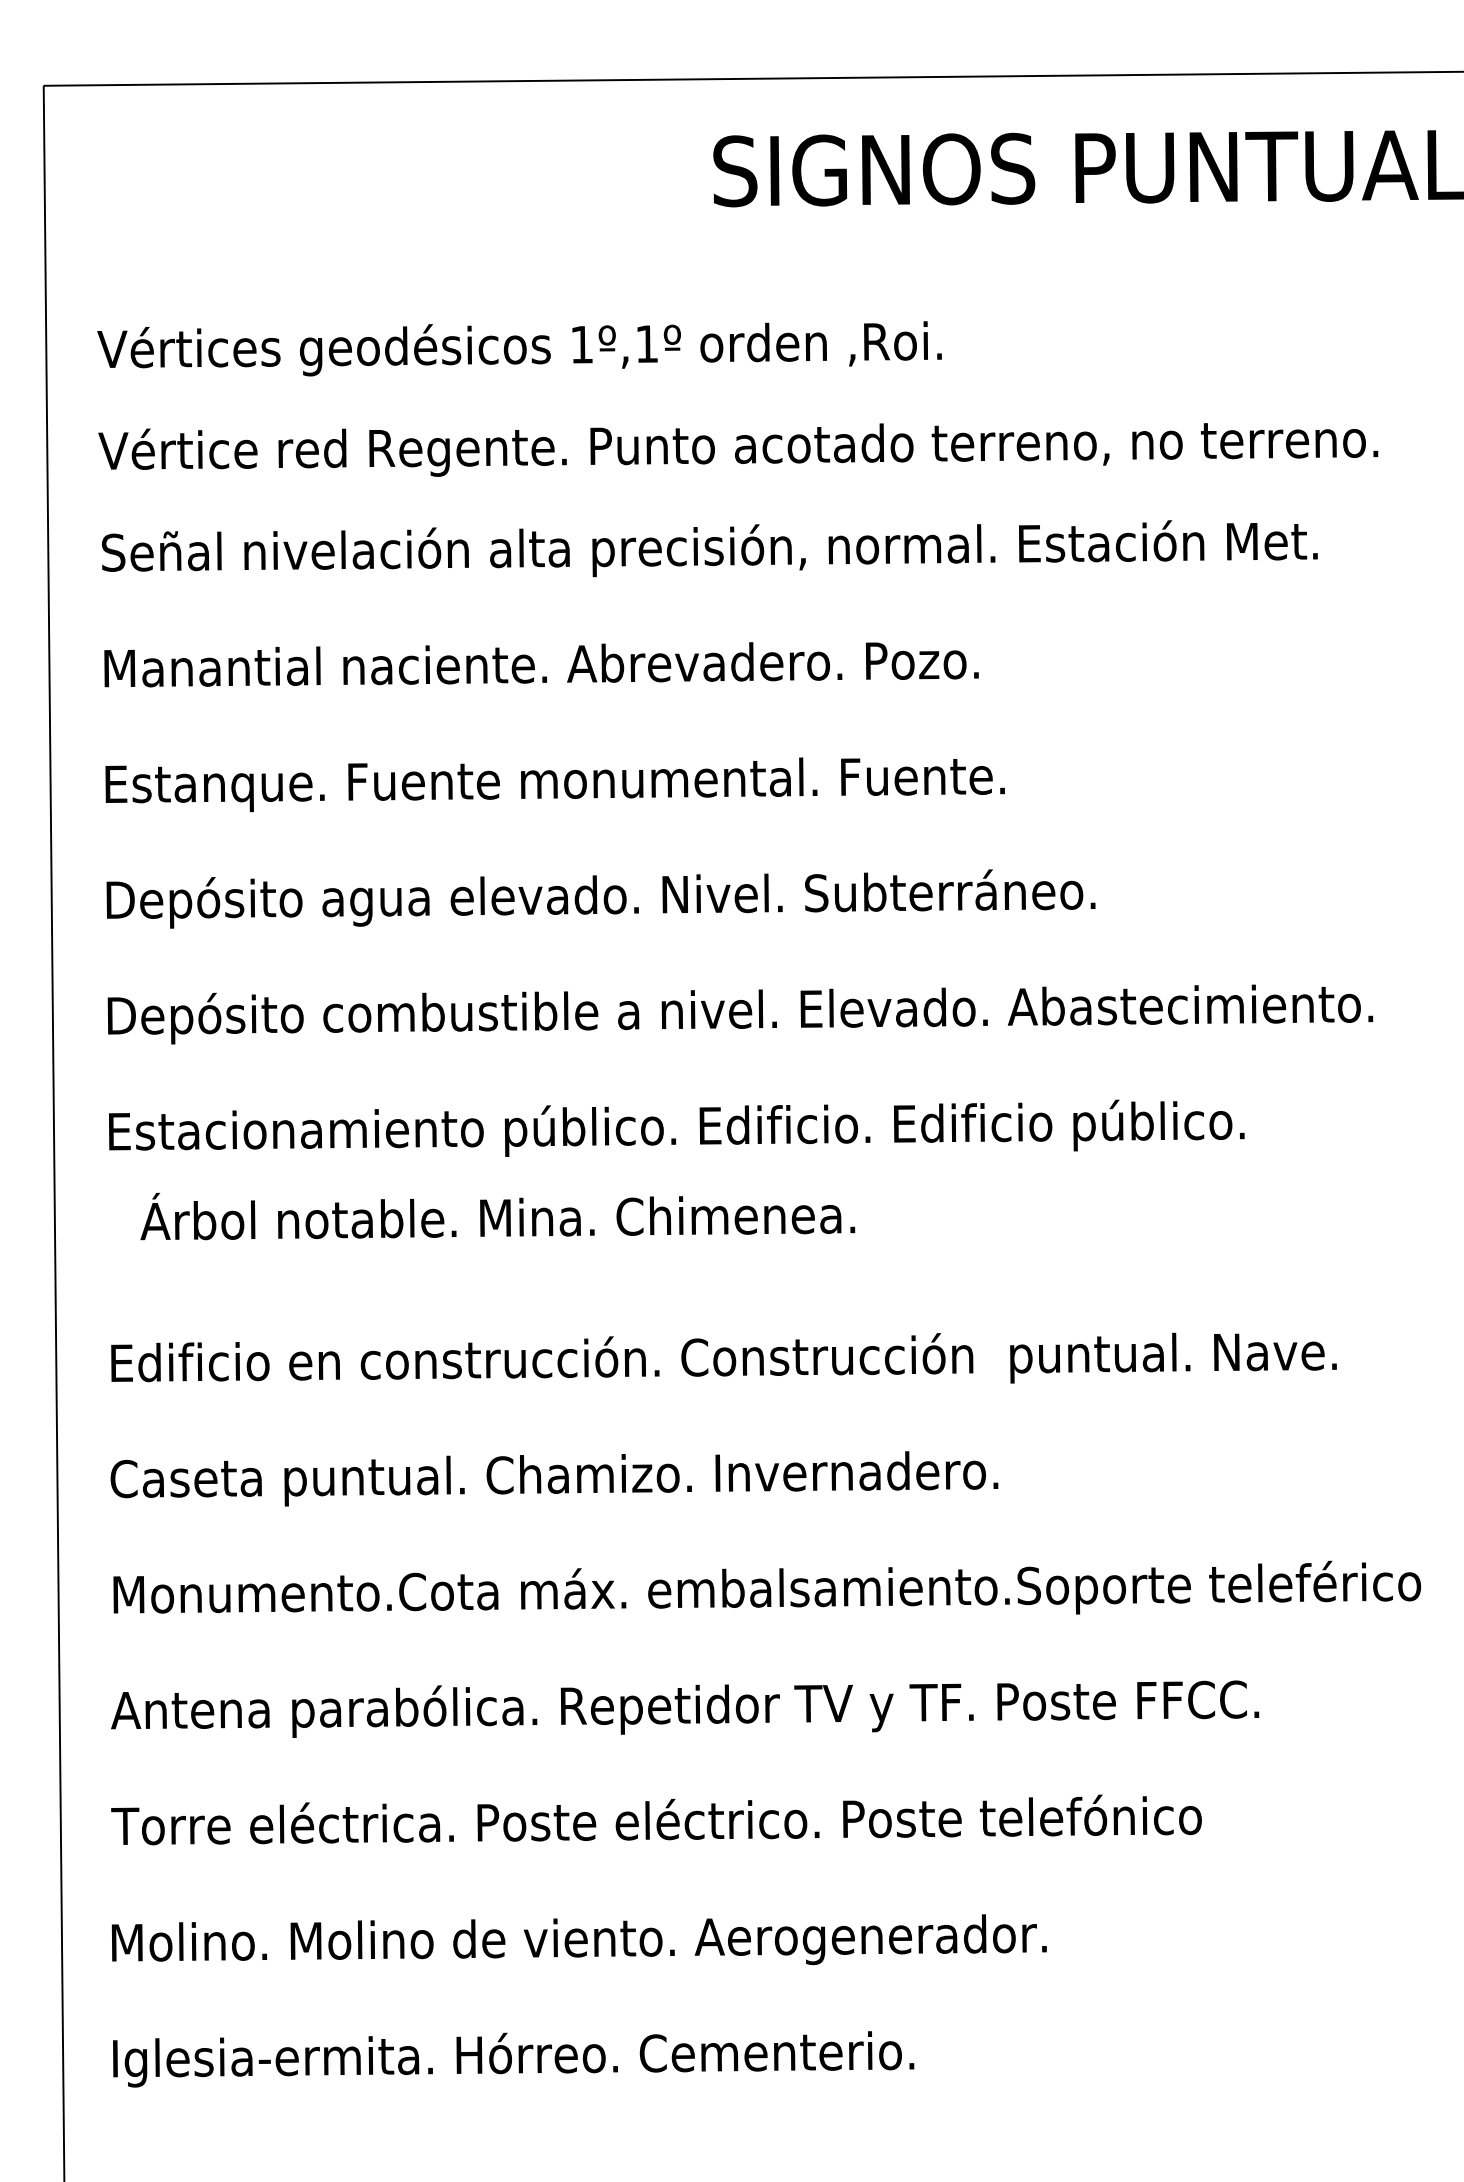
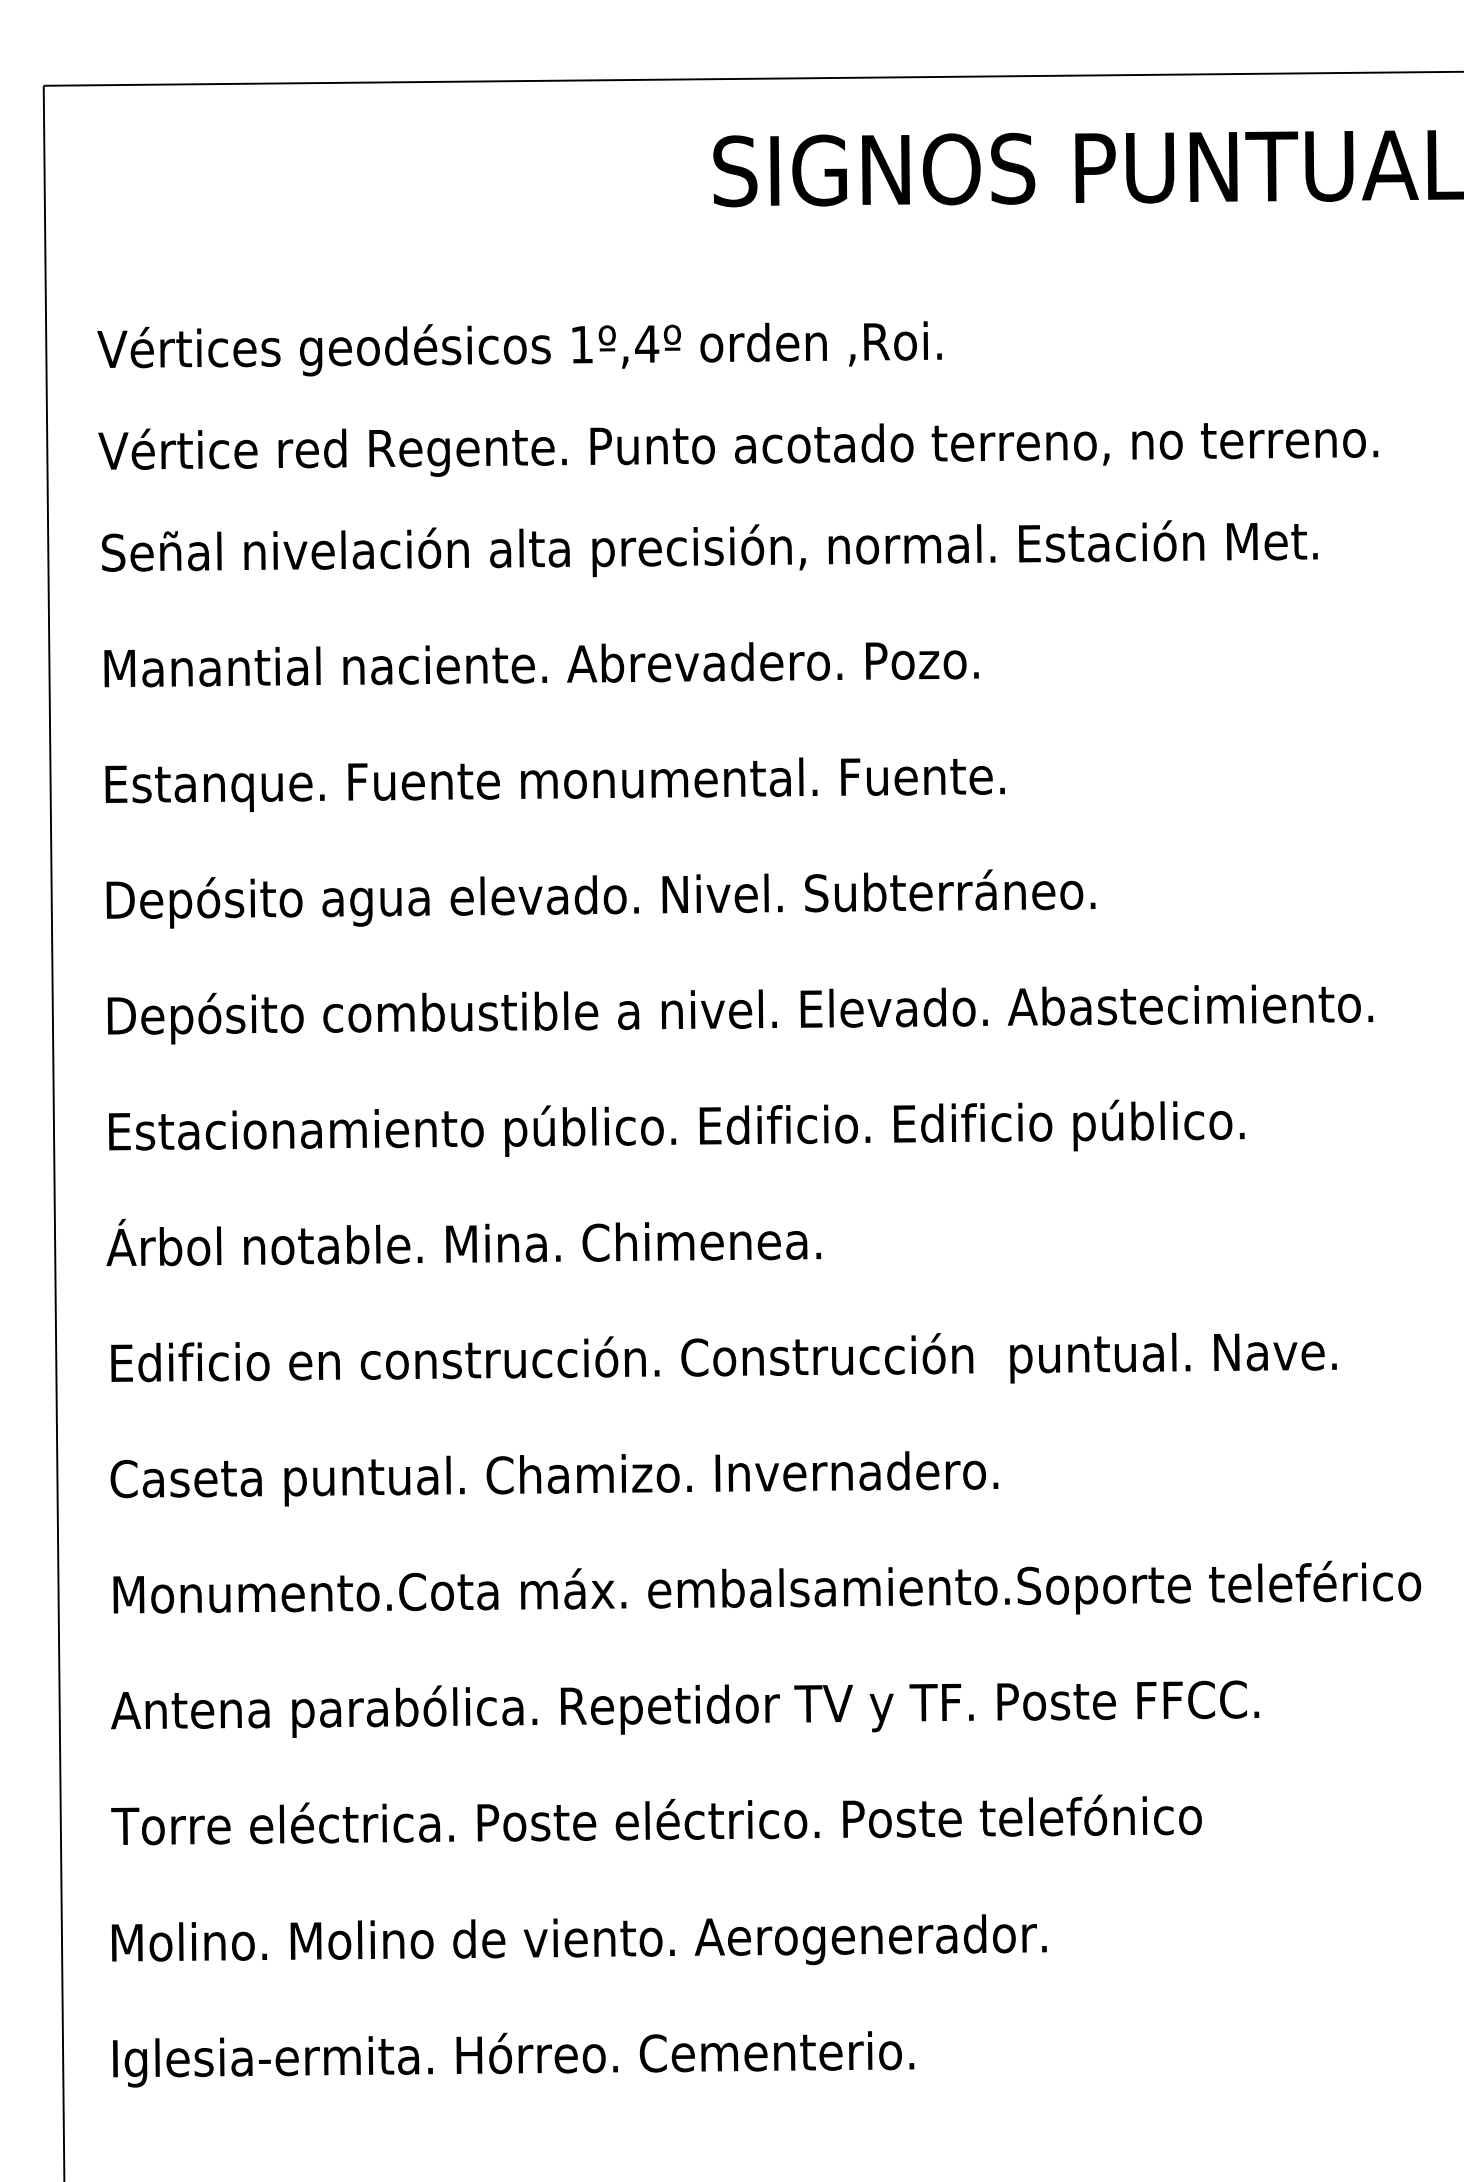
text: 1º,1º -> 1º,4º (647, 343)
text position: (497, 1216) -> (463, 1242) (463, 1242)
